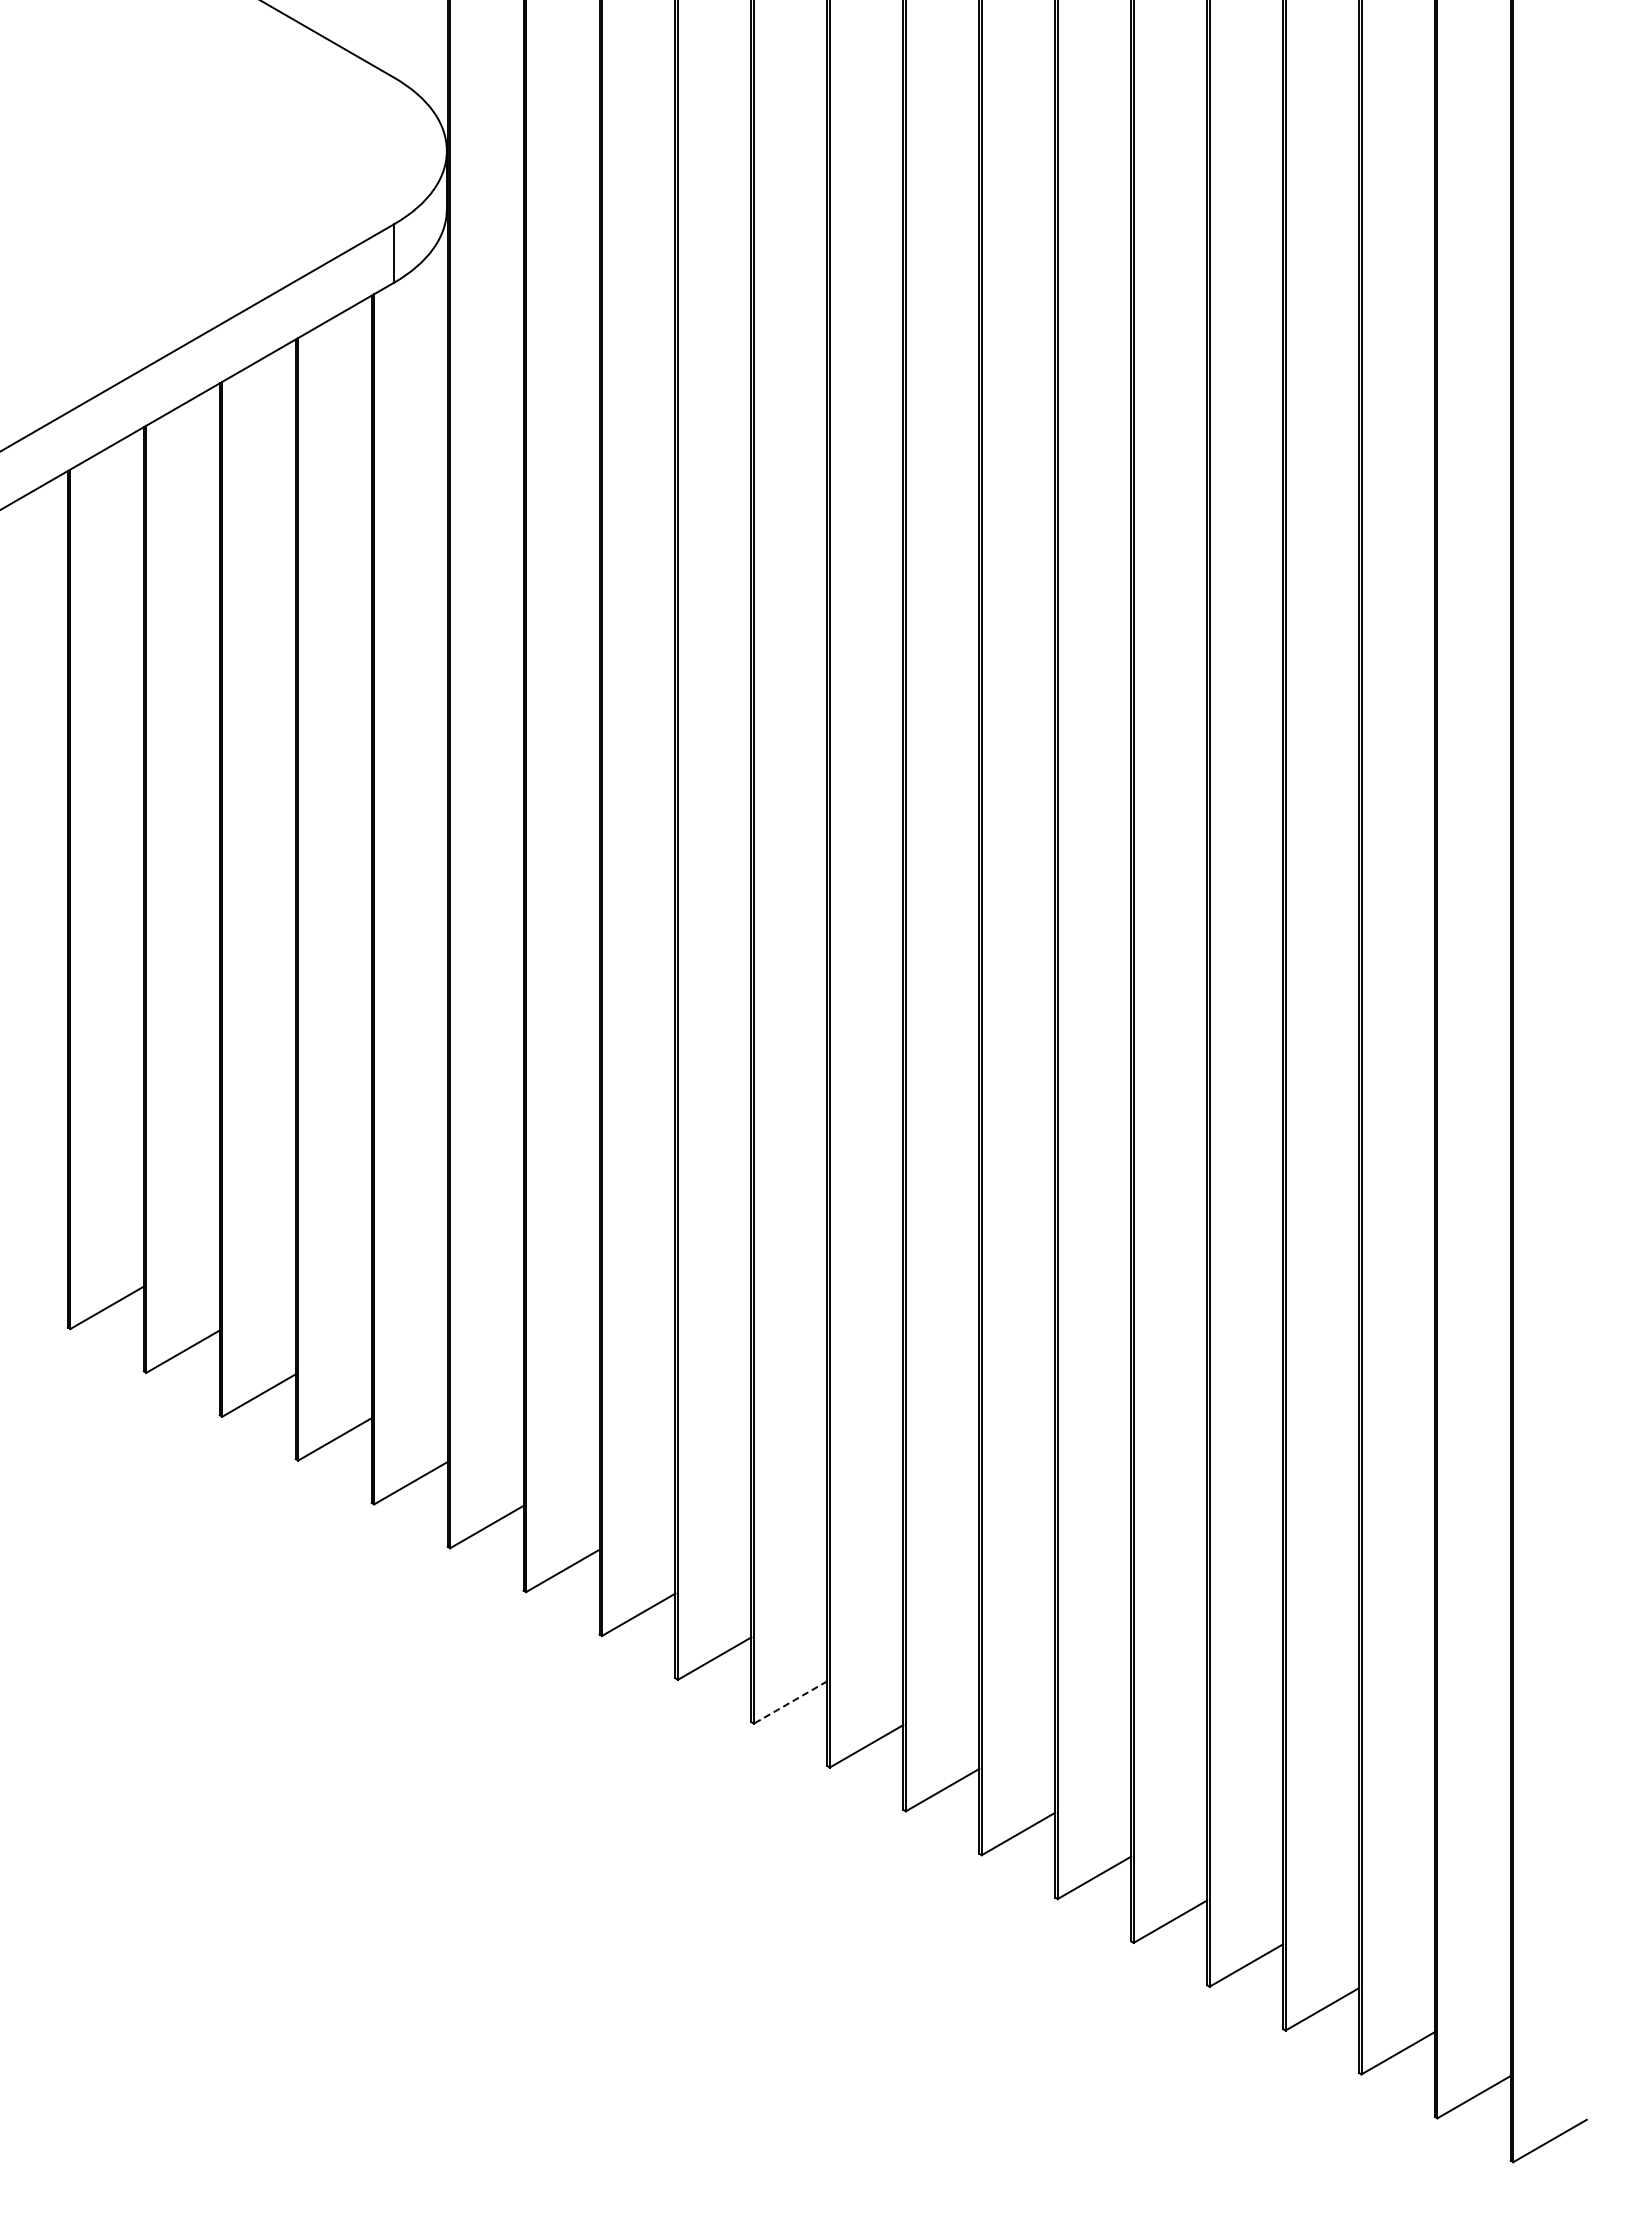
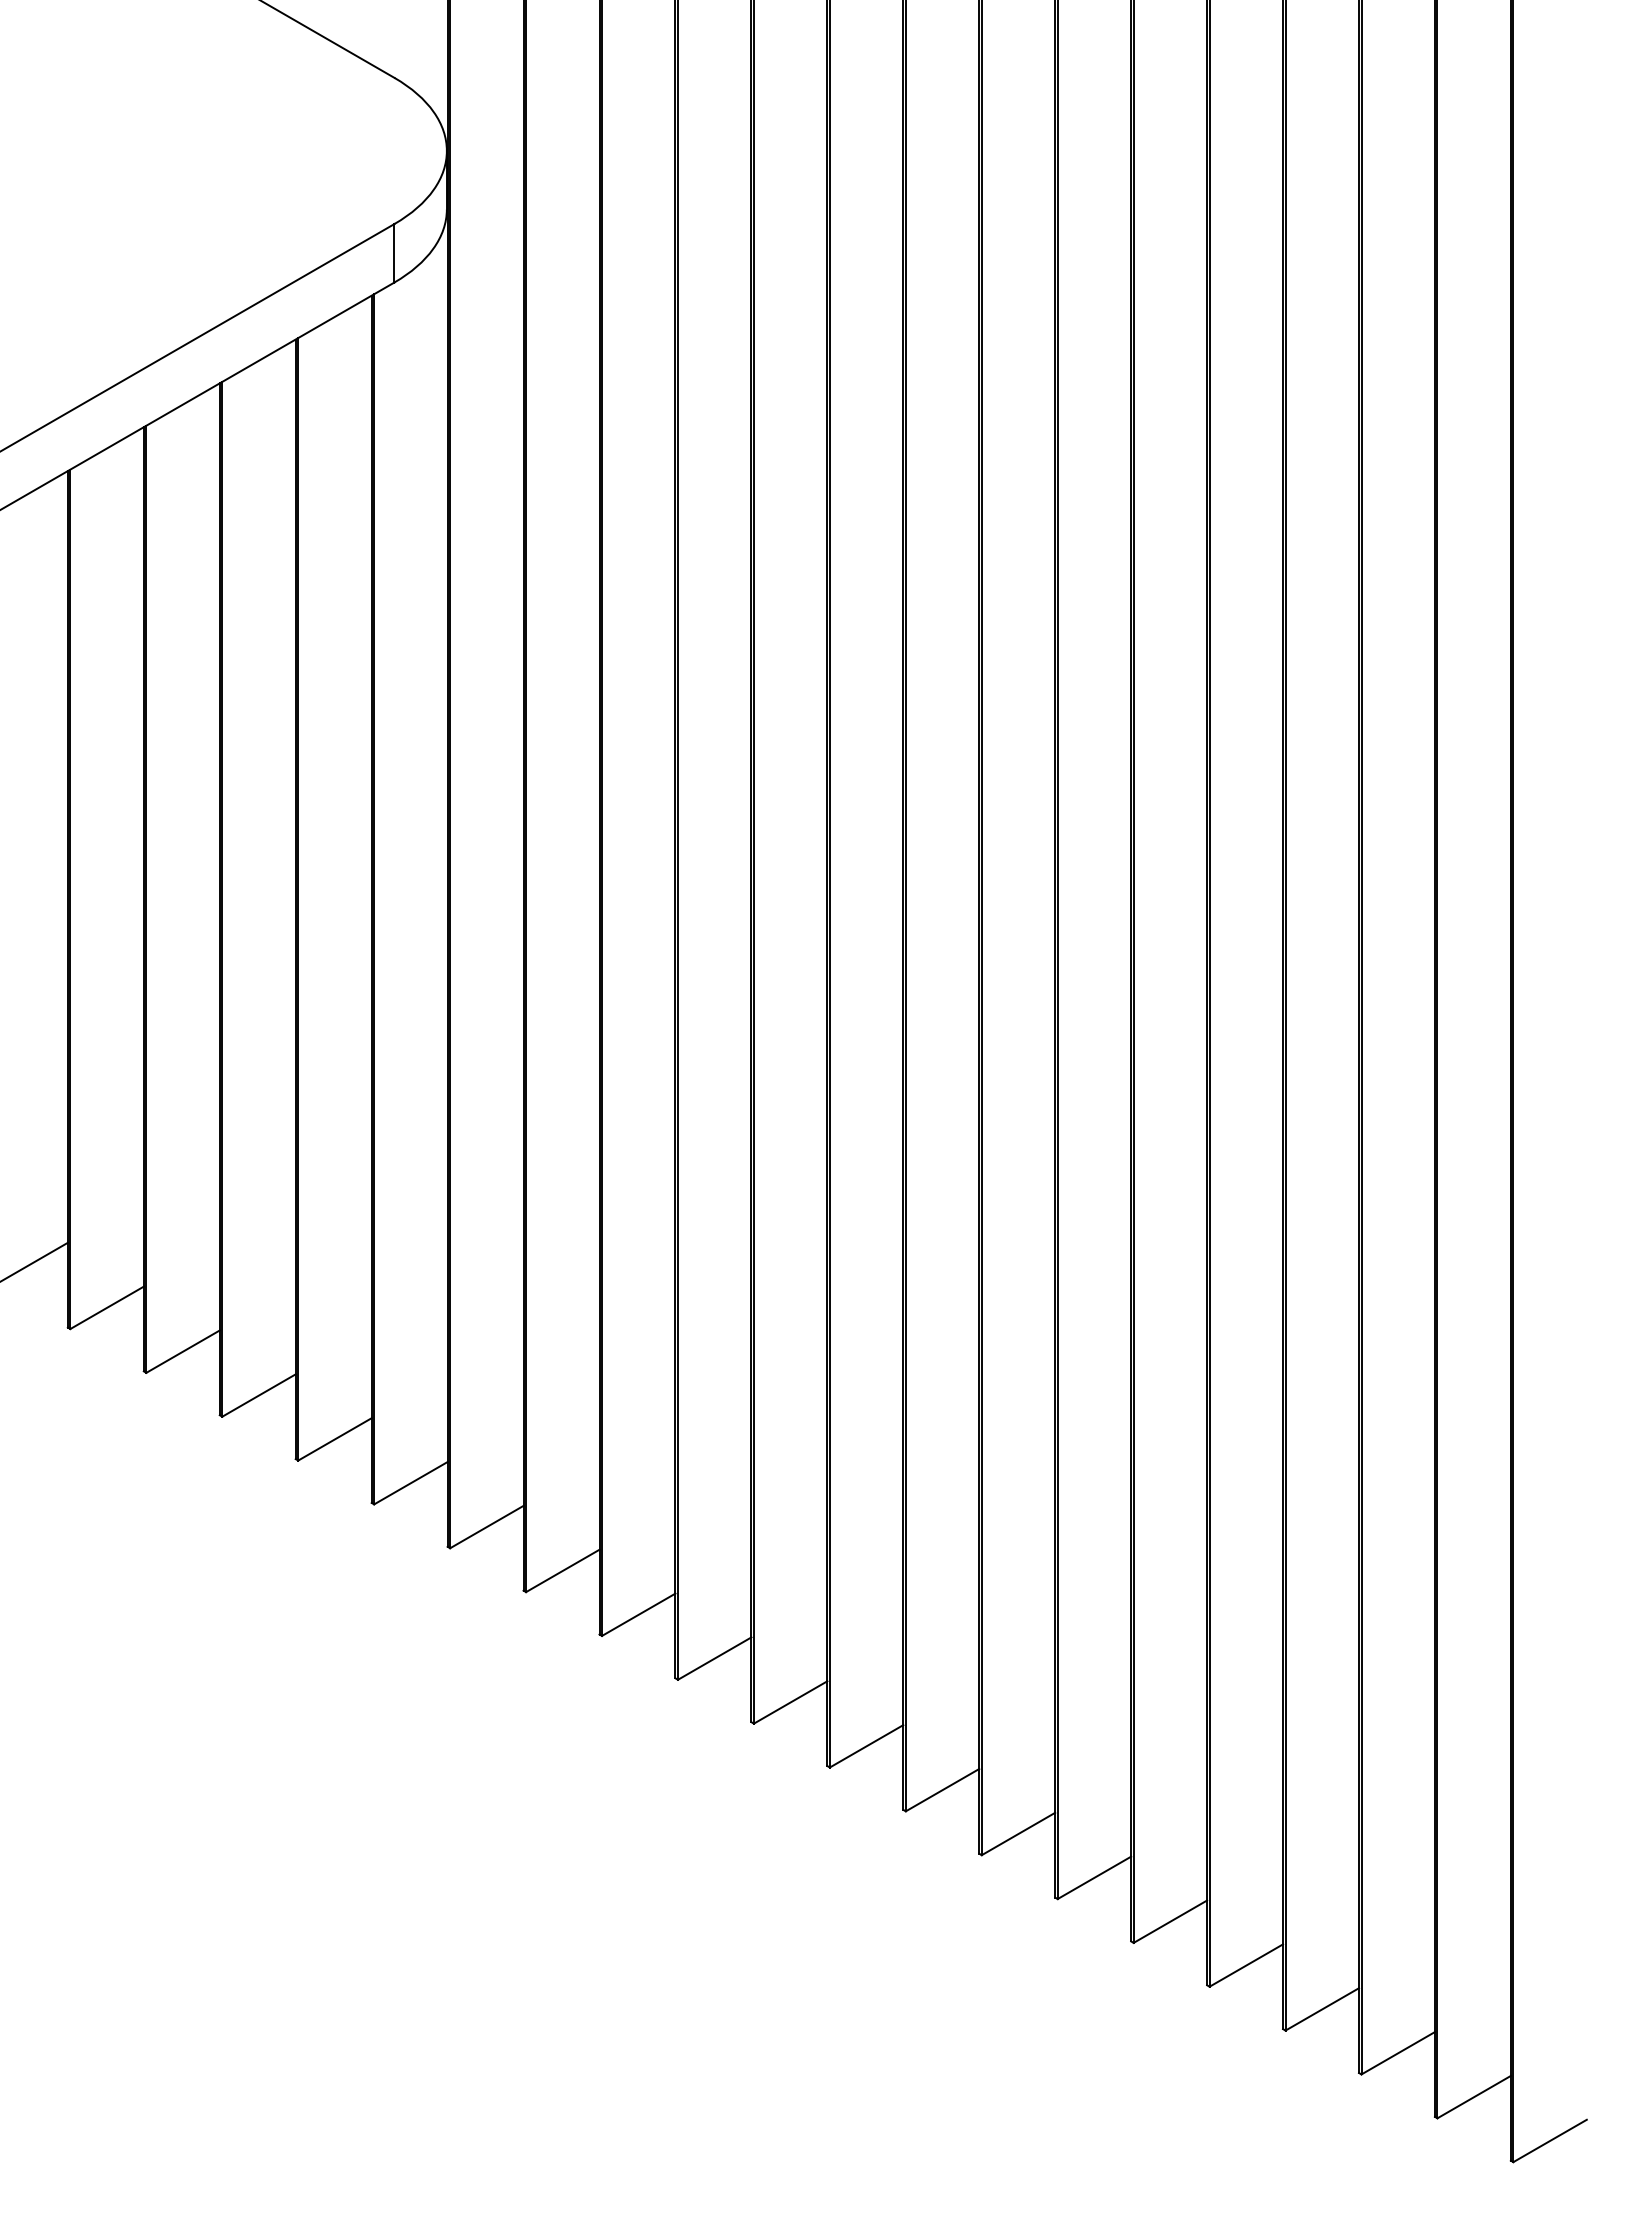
line: none -> present (34, 1261)
line: dashed -> solid (790, 1702)
